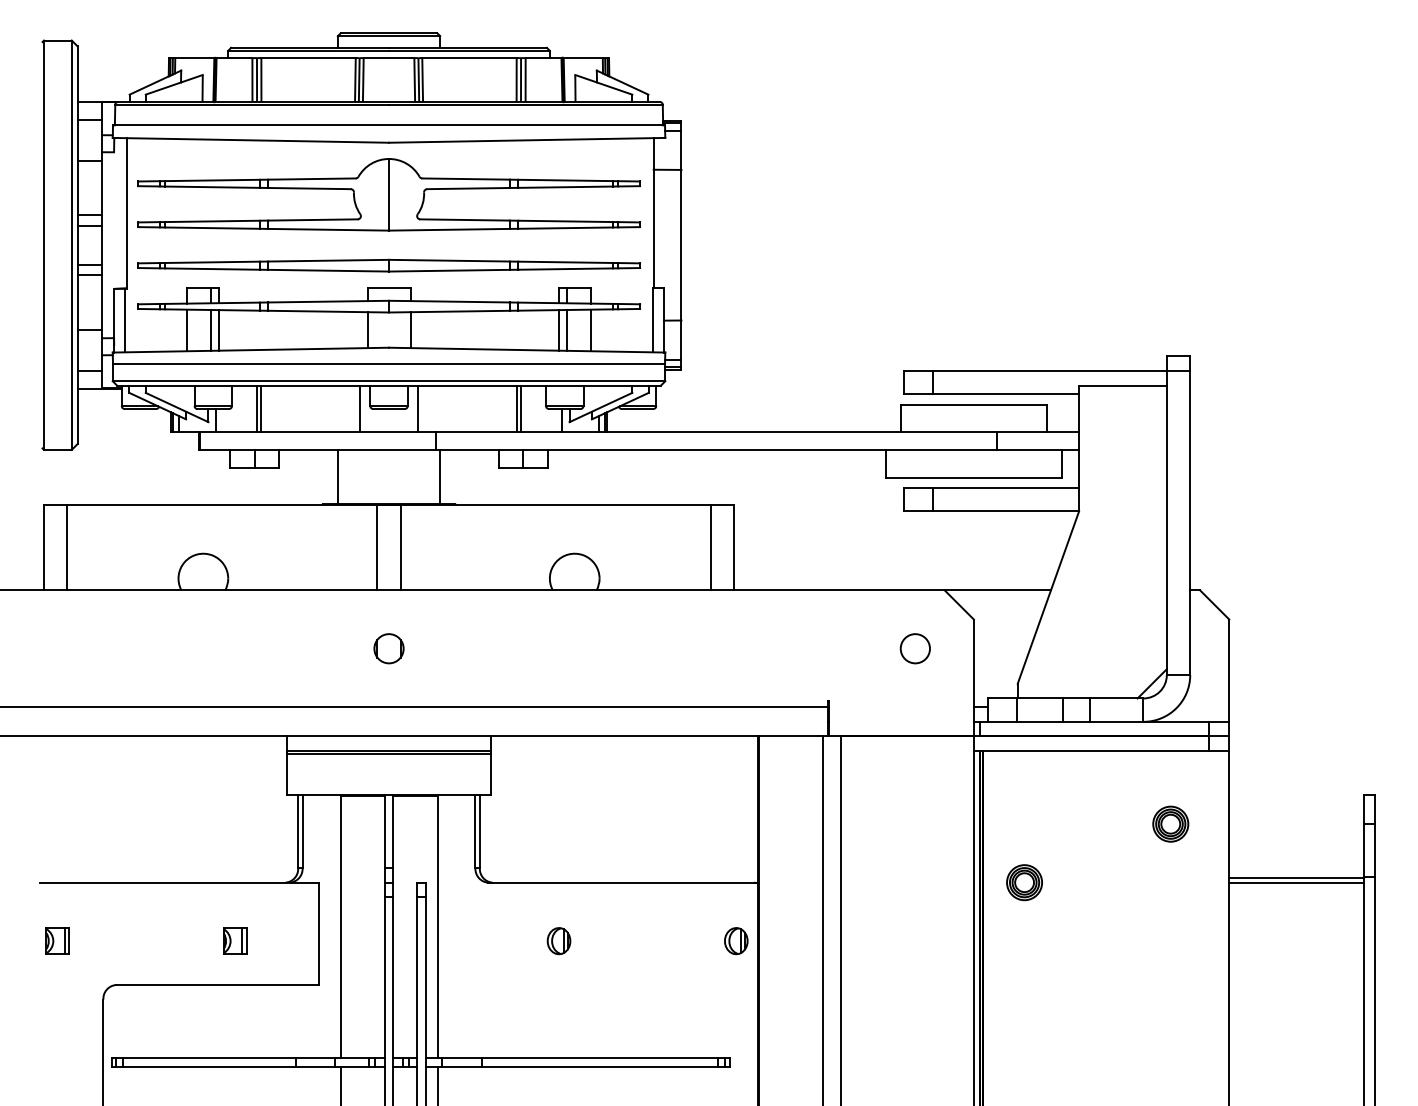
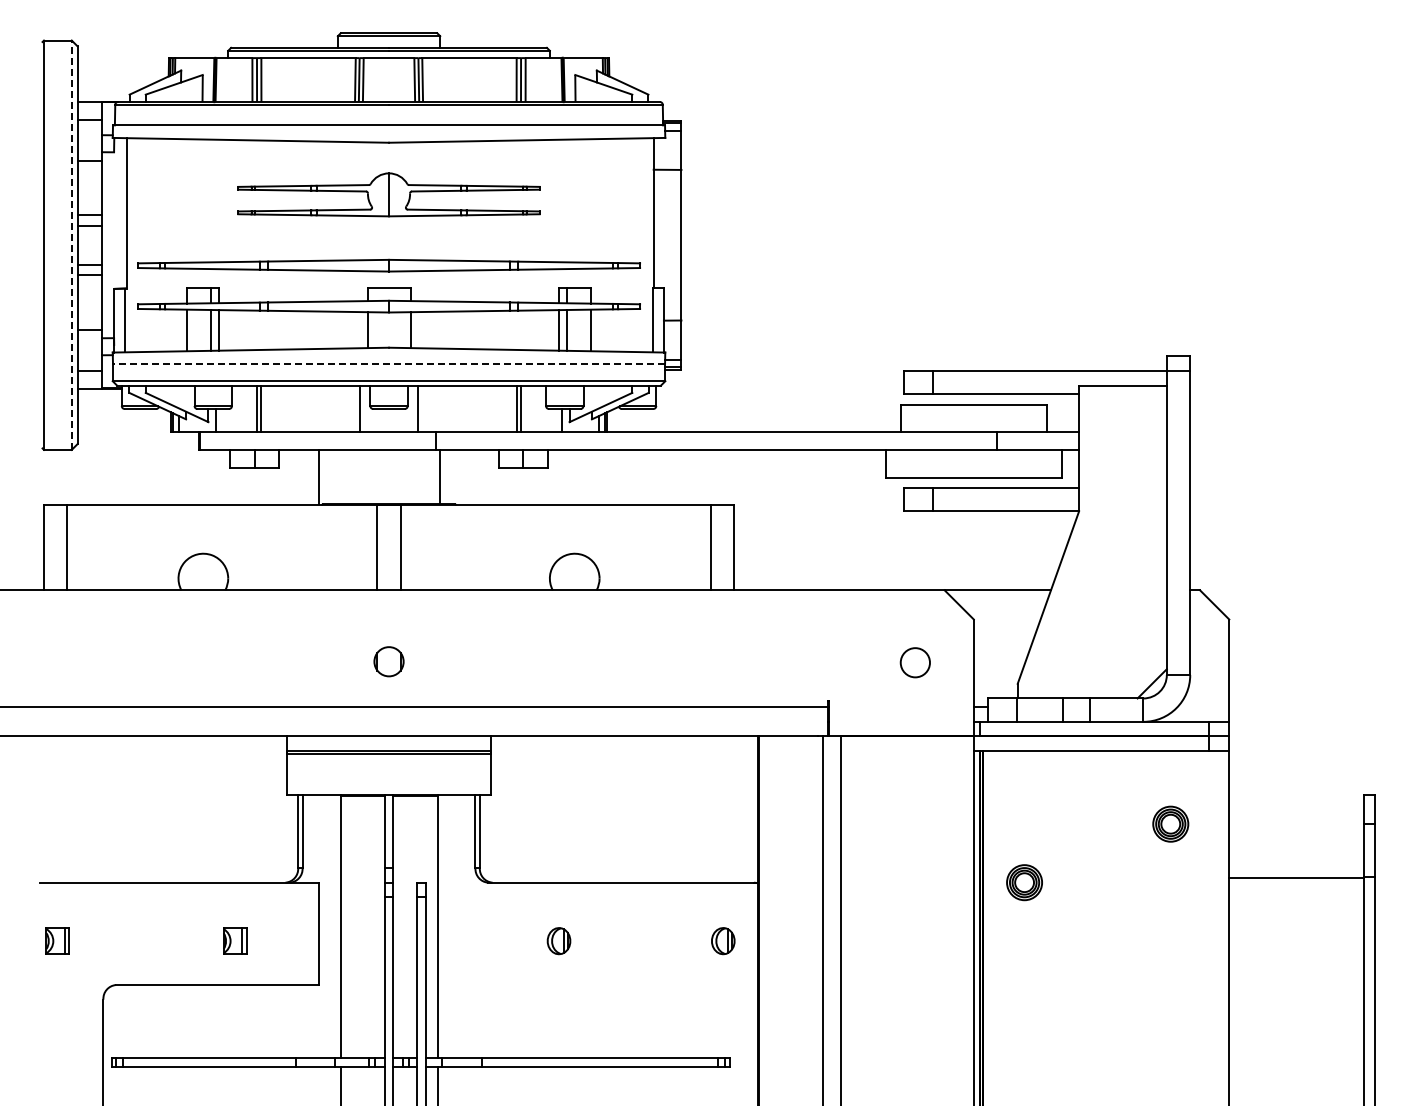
part size: 504x74 px -> 304x46 px (388, 194)
line: solid -> dashed (71, 245)
line: solid -> dashed (388, 363)
line position: (337, 476) -> (318, 476) (318, 476)
part position: (388, 648) -> (388, 661) (388, 661)
circle position: (914, 648) -> (914, 662) (914, 662)
line: present -> none (1296, 882)
part position: (736, 941) -> (723, 941) (723, 941)
